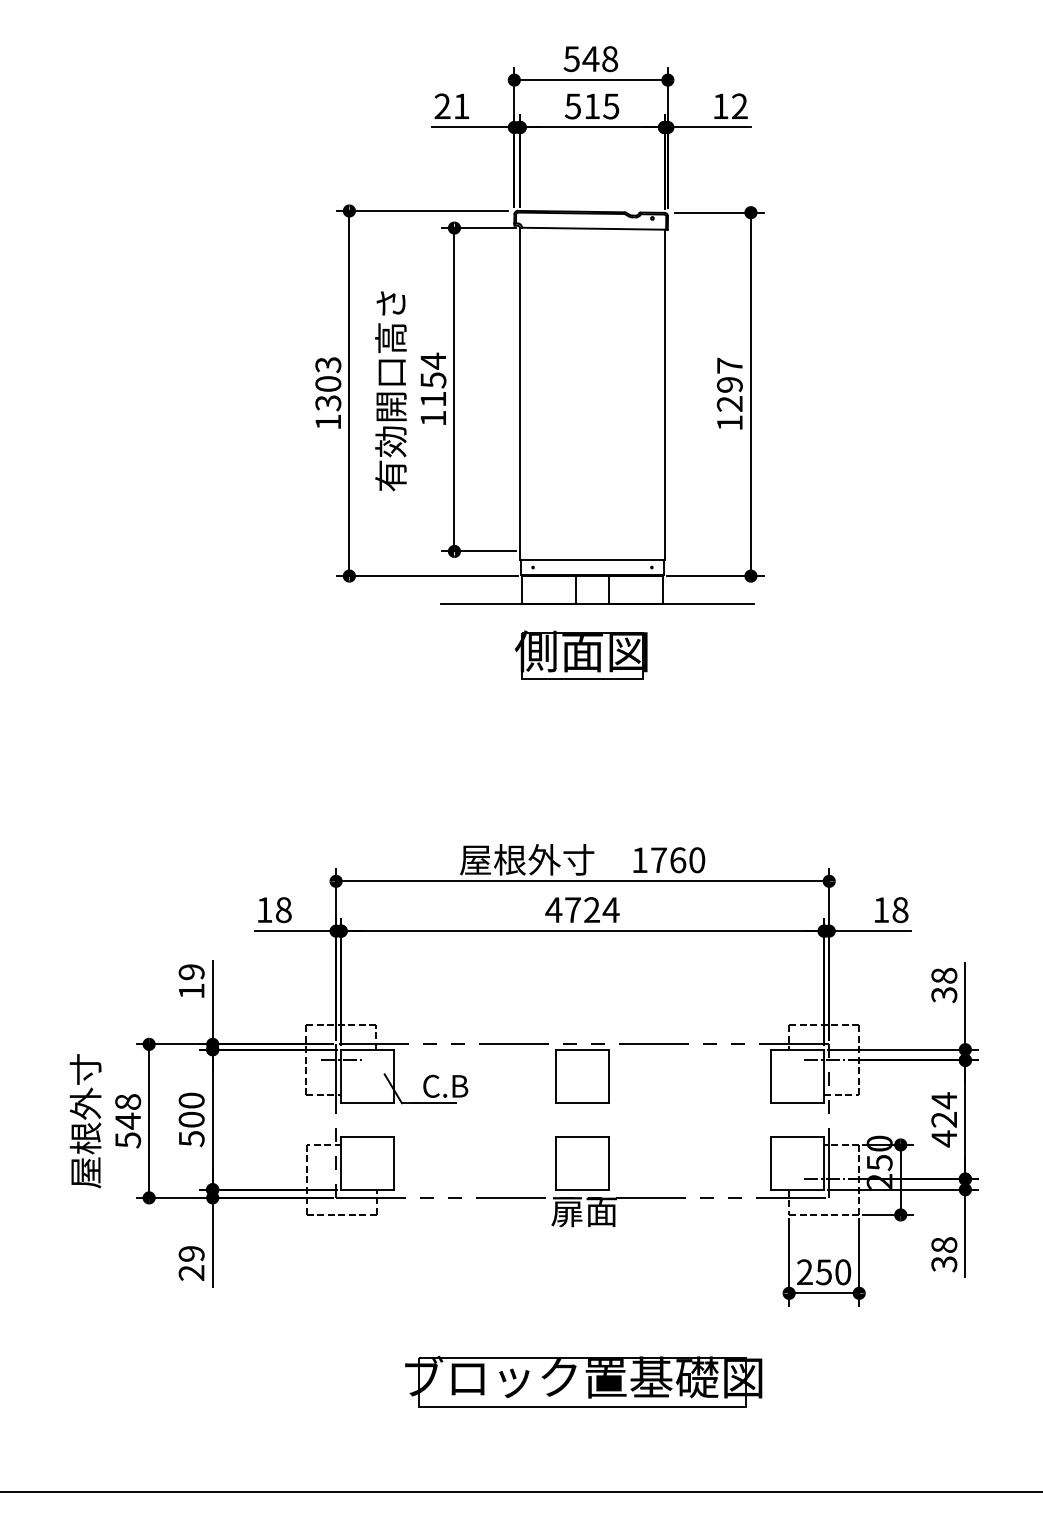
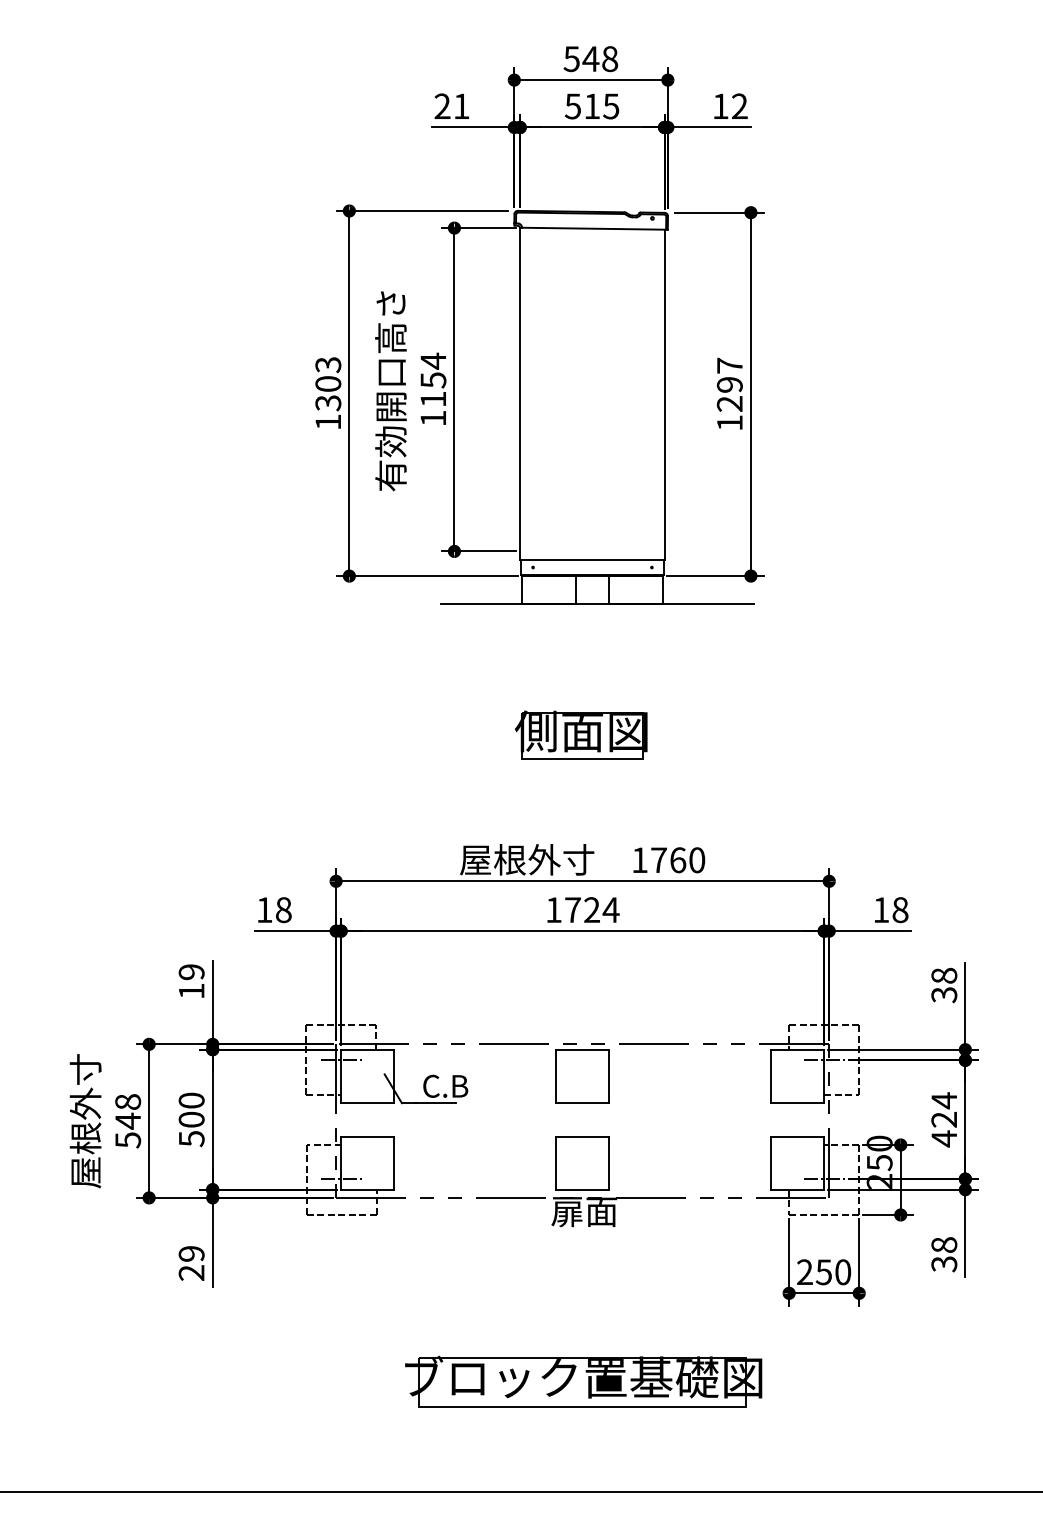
part position: (581, 654) -> (581, 734) (581, 734)
text: 4724 -> 1724 (553, 909)
line: none -> present (340, 1179)
